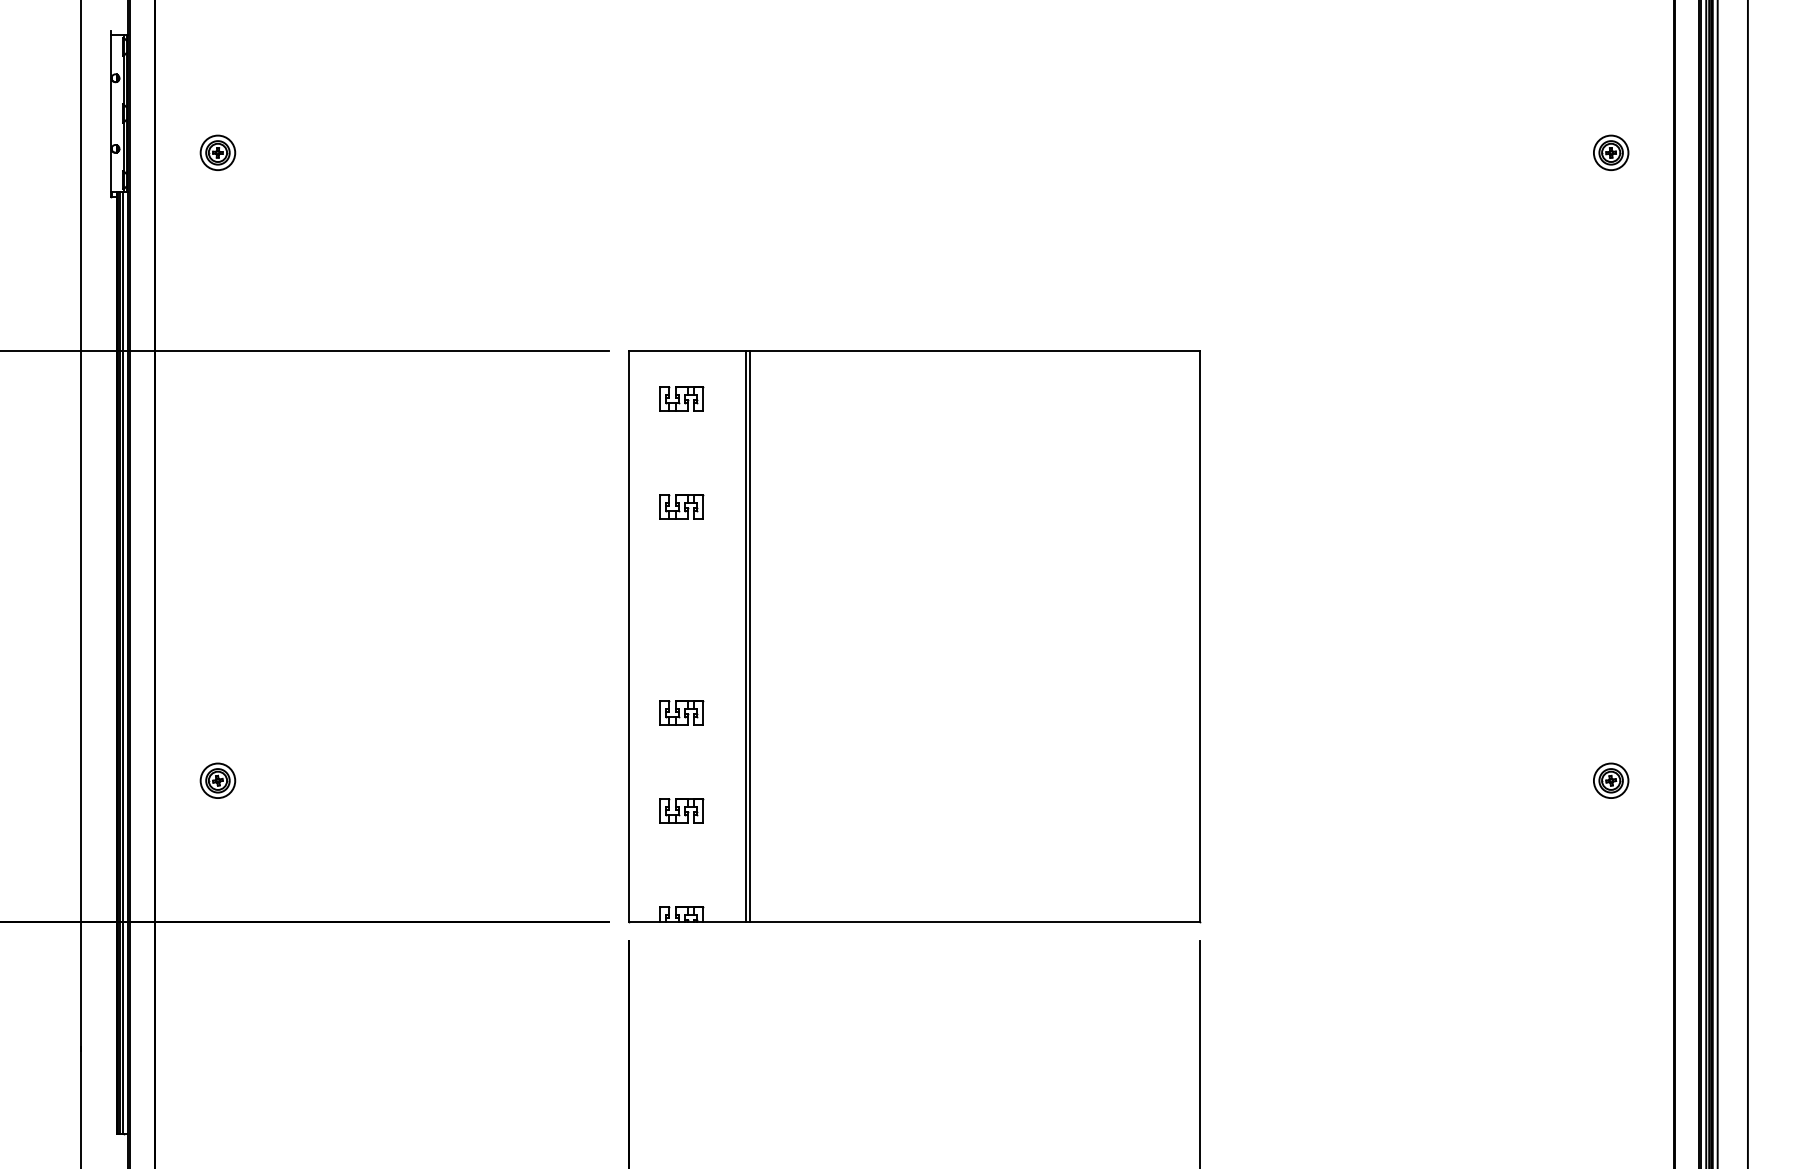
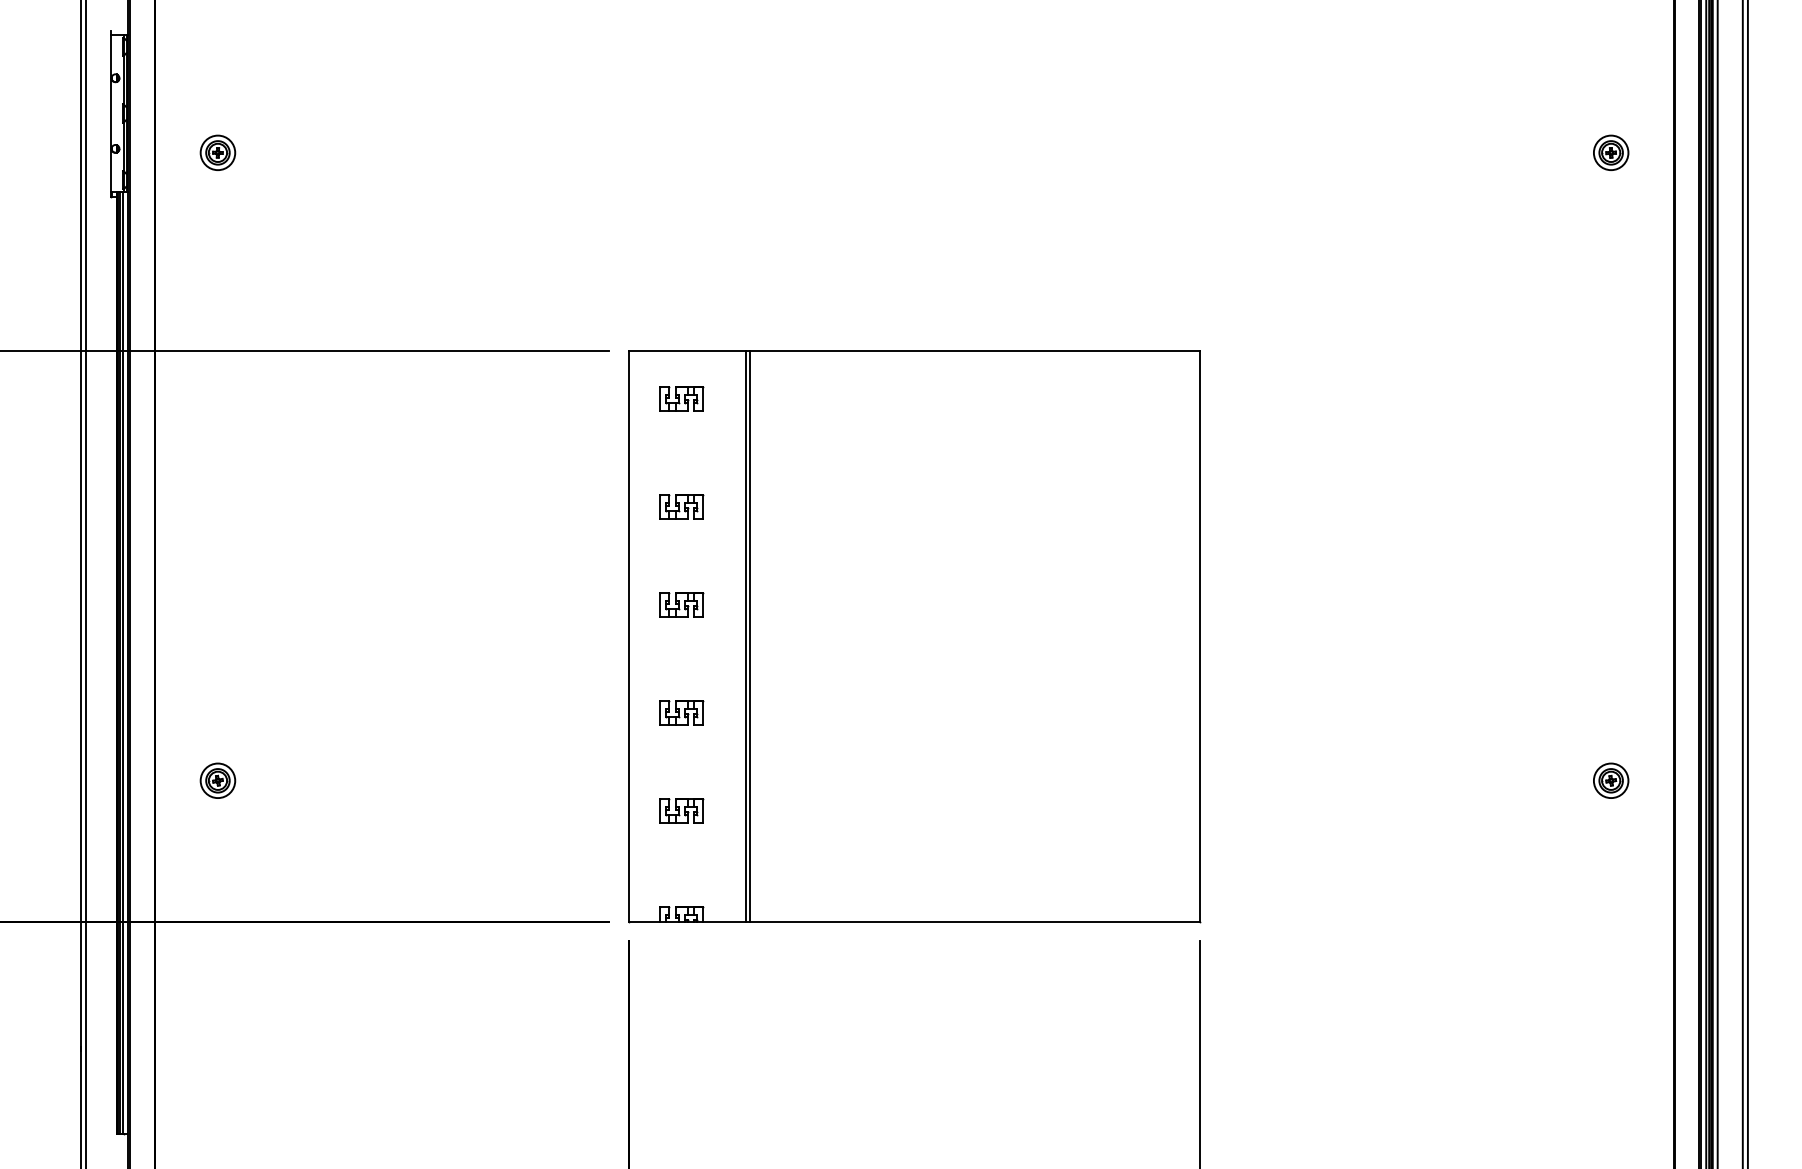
line: none -> present (86, 583)
line: none -> present (1742, 583)
part: none -> present (681, 604)
